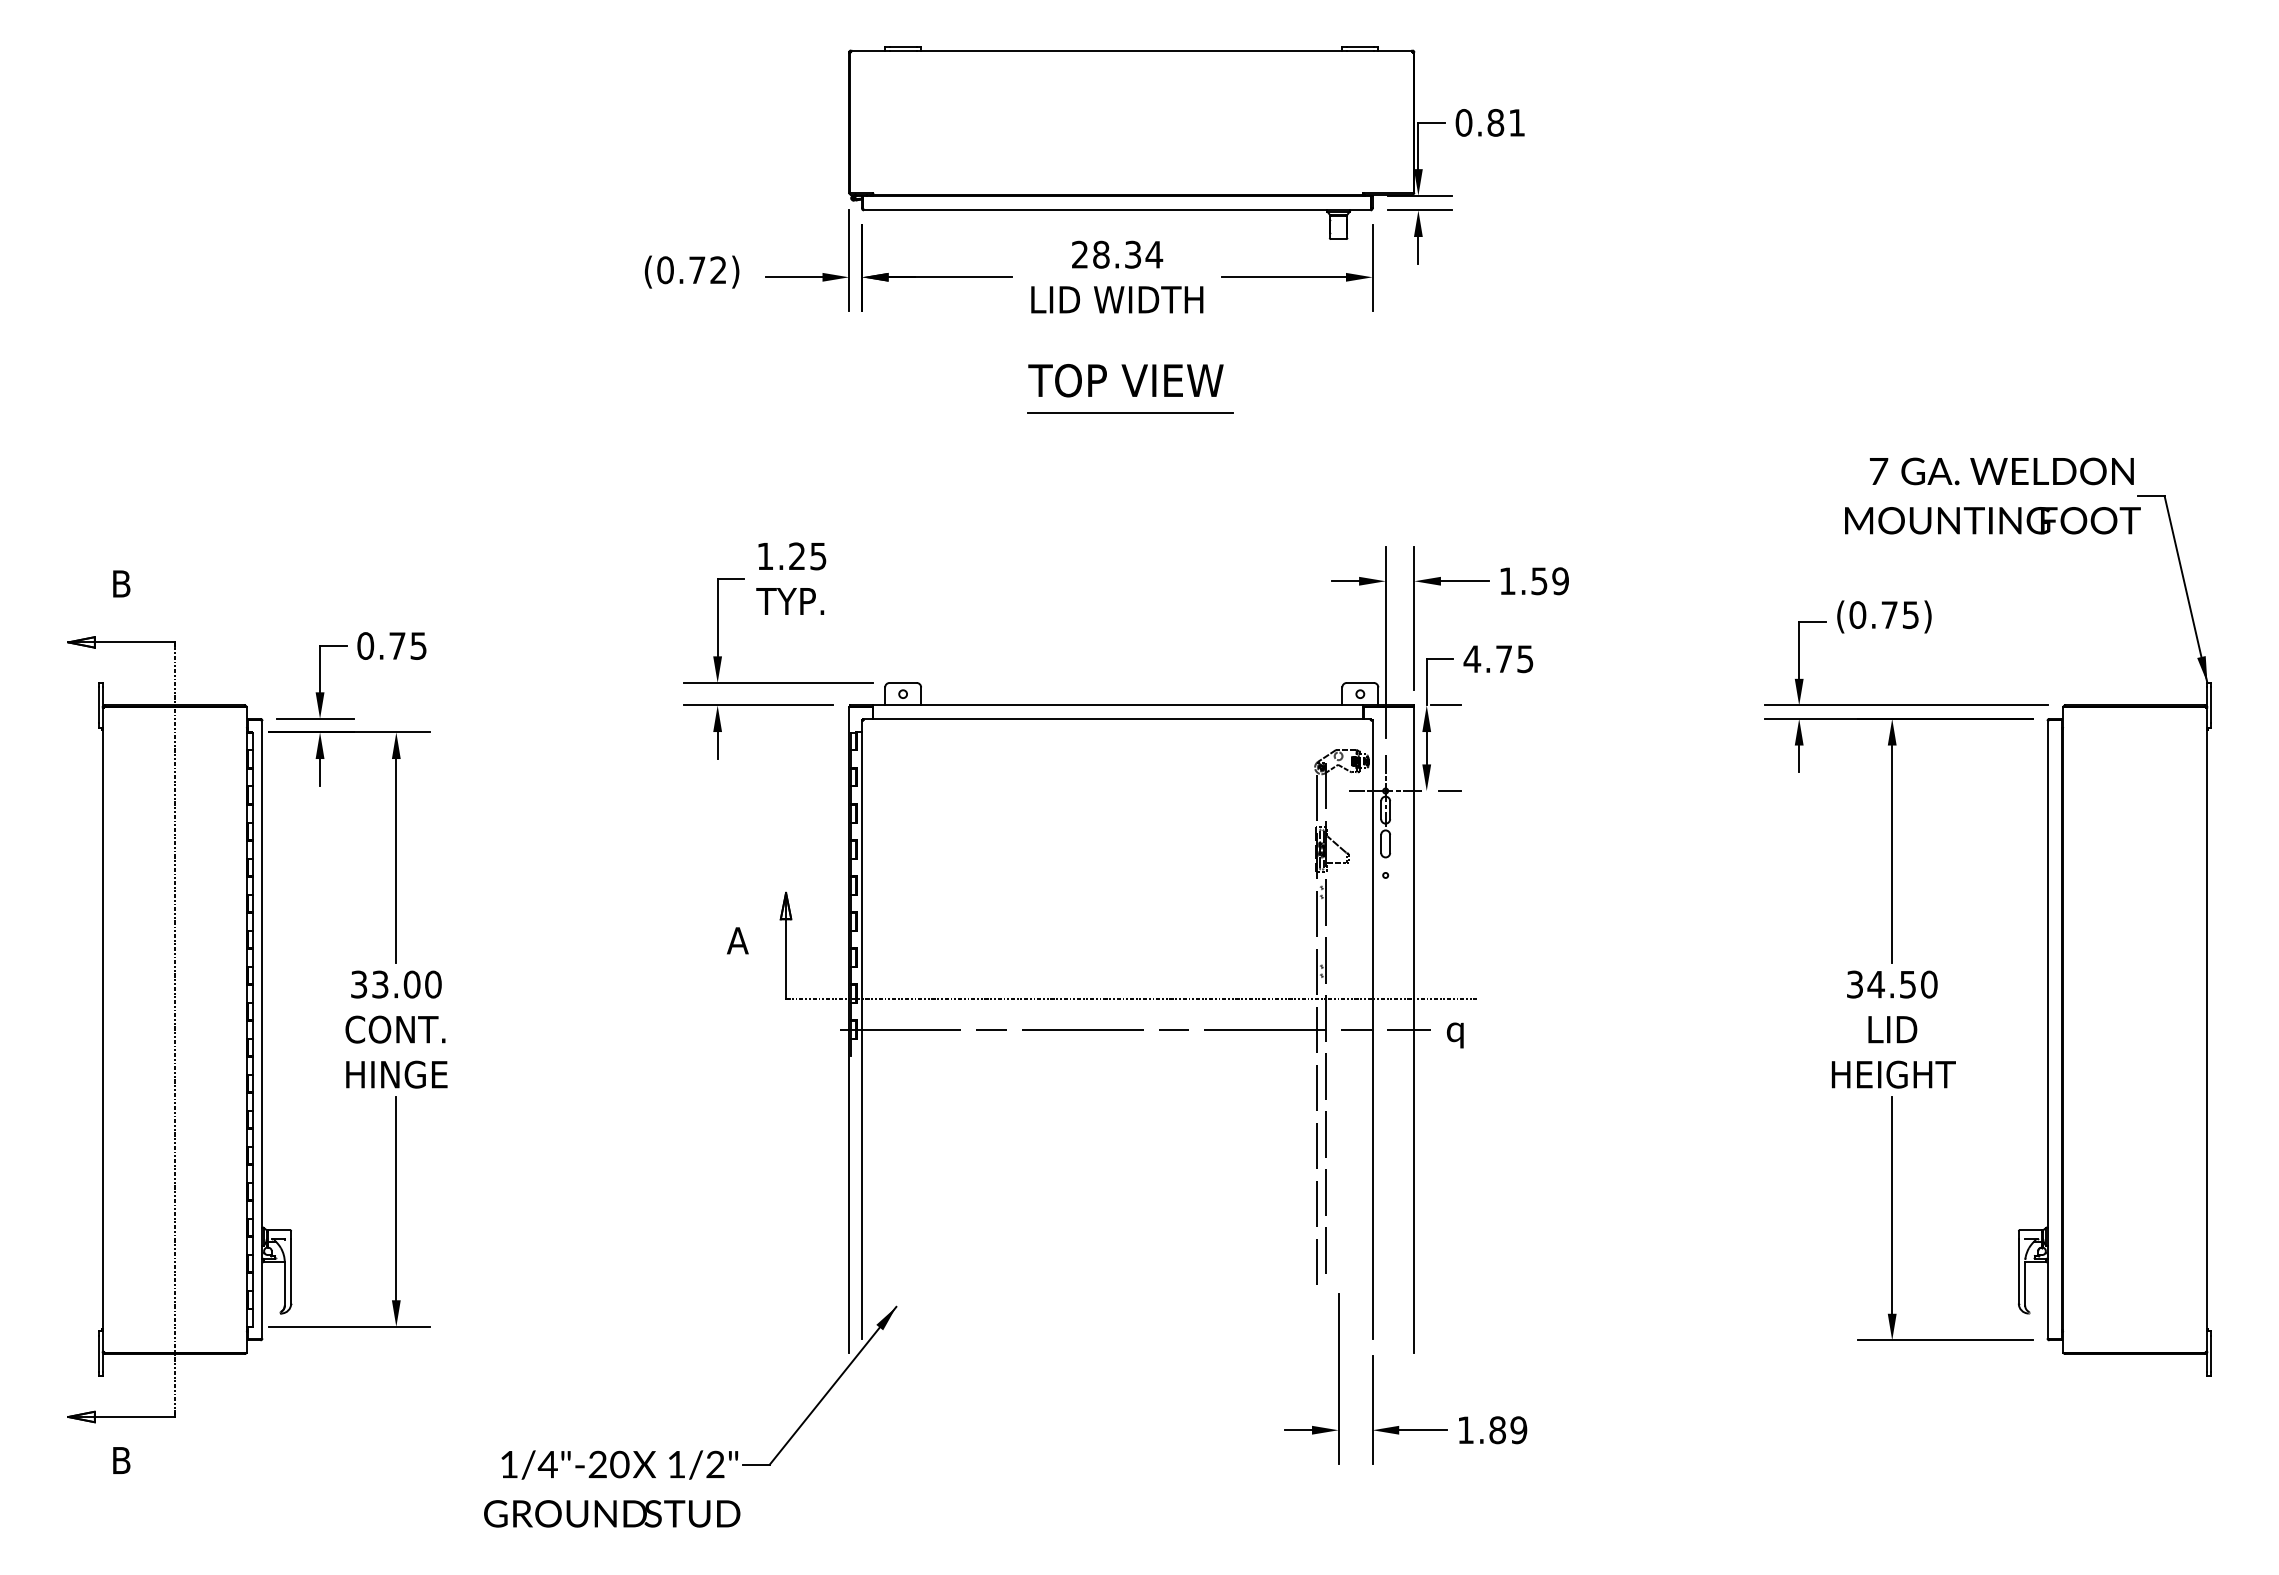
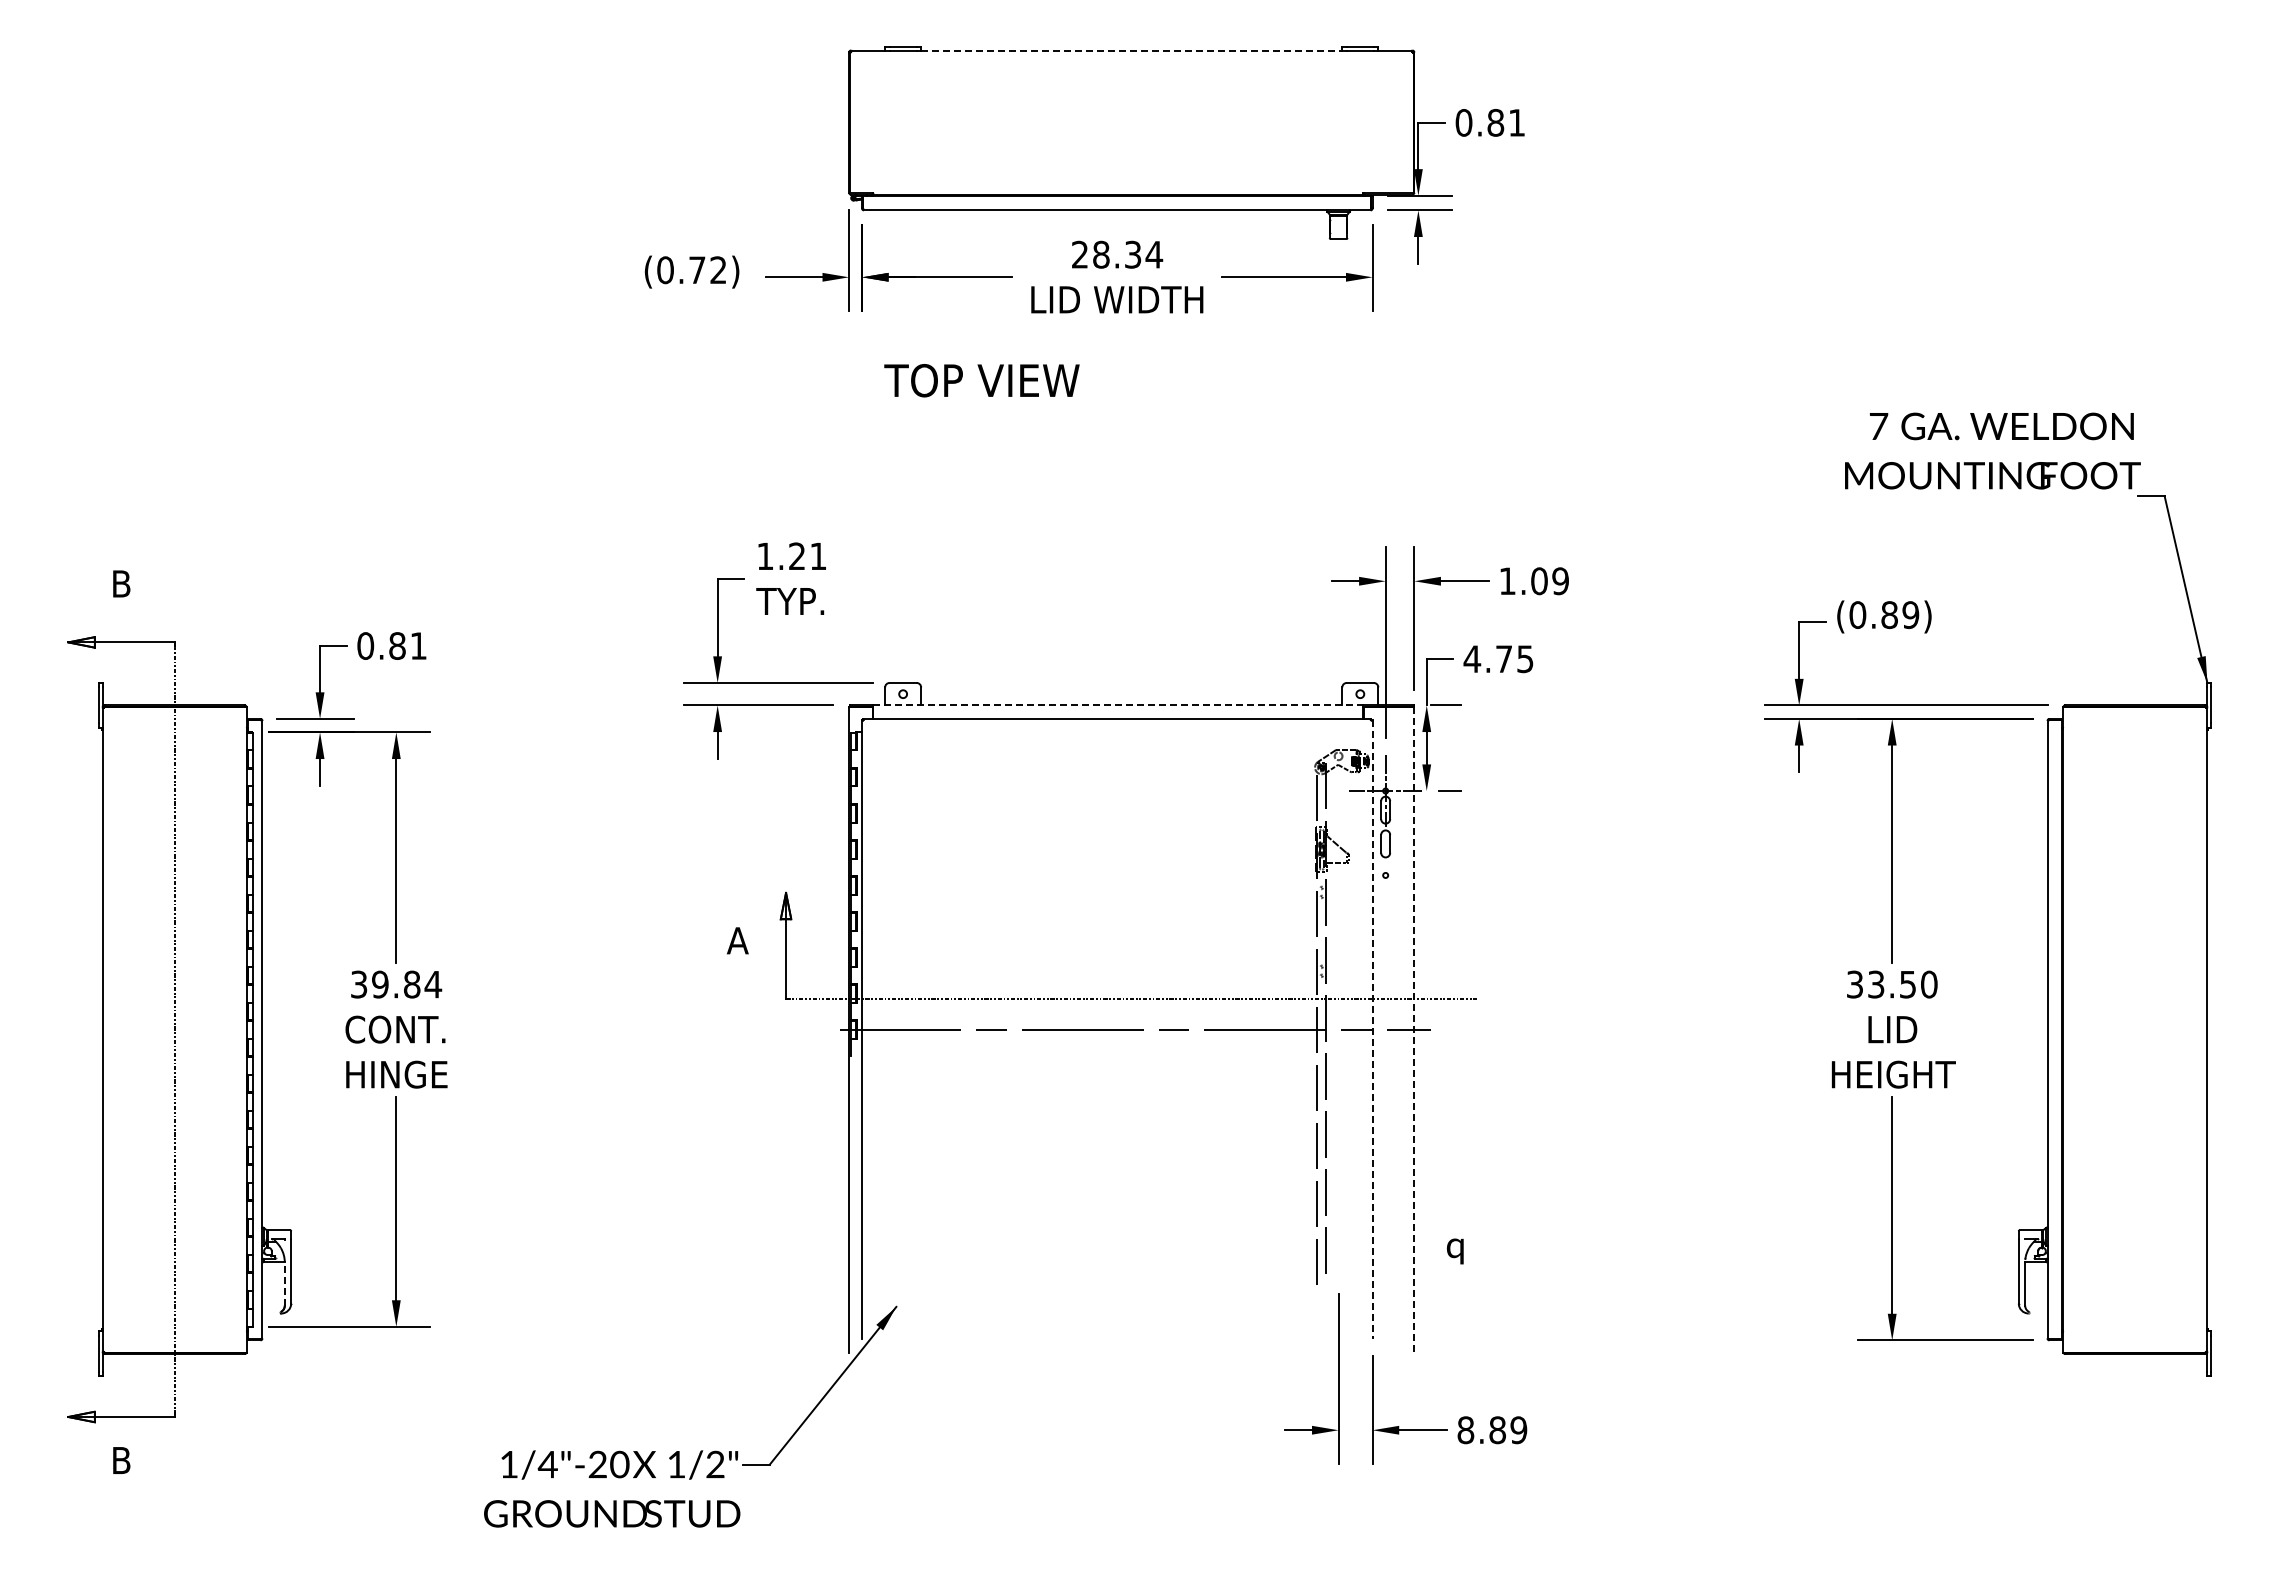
line: solid -> dashed (1131, 50)
text position: (1125, 380) -> (981, 380) (981, 380)
line: present -> none (1130, 412)
text position: (1992, 495) -> (1992, 450) (1992, 450)
text: 1.25 -> 1.21 (818, 556)
text: 1.59 -> 1.09 (1539, 581)
text: (0.75) -> (0.89) (1900, 615)
text: 0.75 -> 0.81 (407, 645)
line: solid -> dashed (1118, 705)
text: 33.00 -> 39.84 (407, 984)
text: 34.50 -> 33.50 (1875, 984)
line: solid -> dashed (1414, 1029)
line: solid -> dashed (1372, 1030)
text position: (1455, 1035) -> (1455, 1251) (1455, 1251)
line: solid -> dashed (284, 1284)
text: 1.89 -> 8.89 (1465, 1430)
